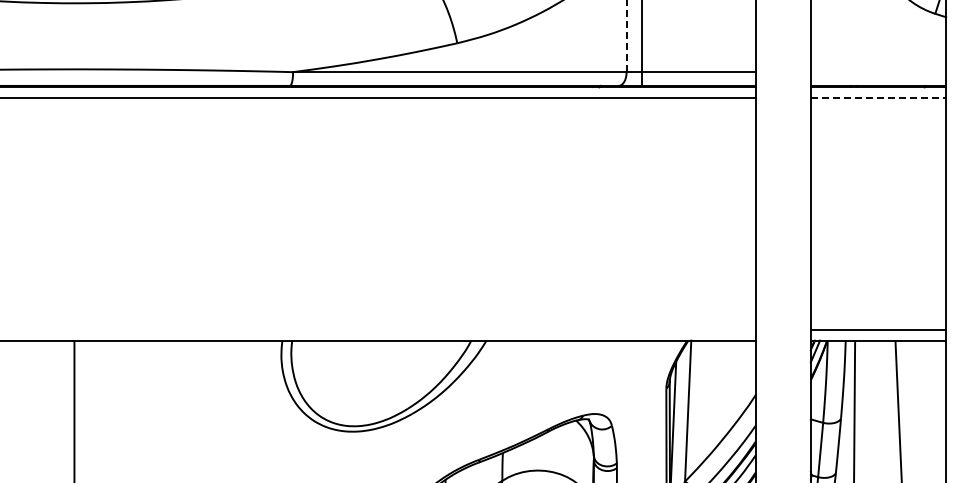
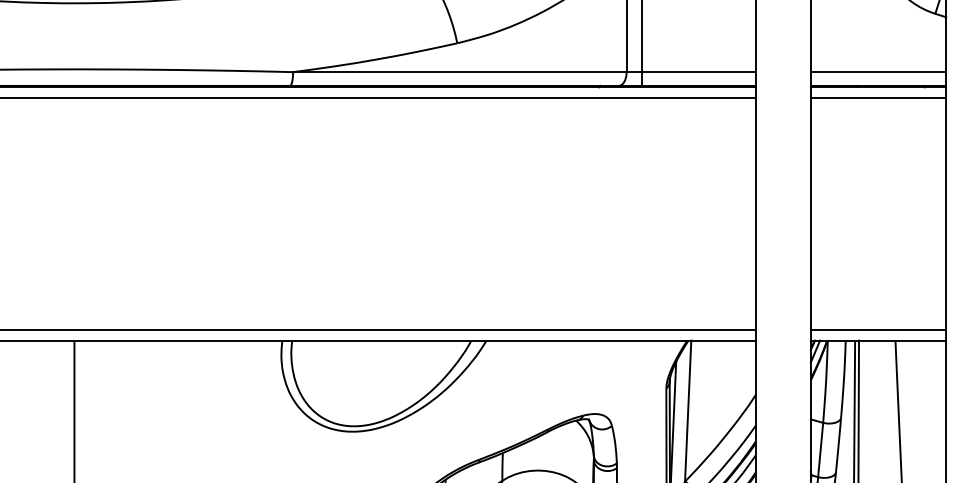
line: dashed -> solid (626, 36)
line: none -> present (878, 72)
line: dashed -> solid (878, 98)
line: none -> present (378, 329)
line: none -> present (858, 409)
